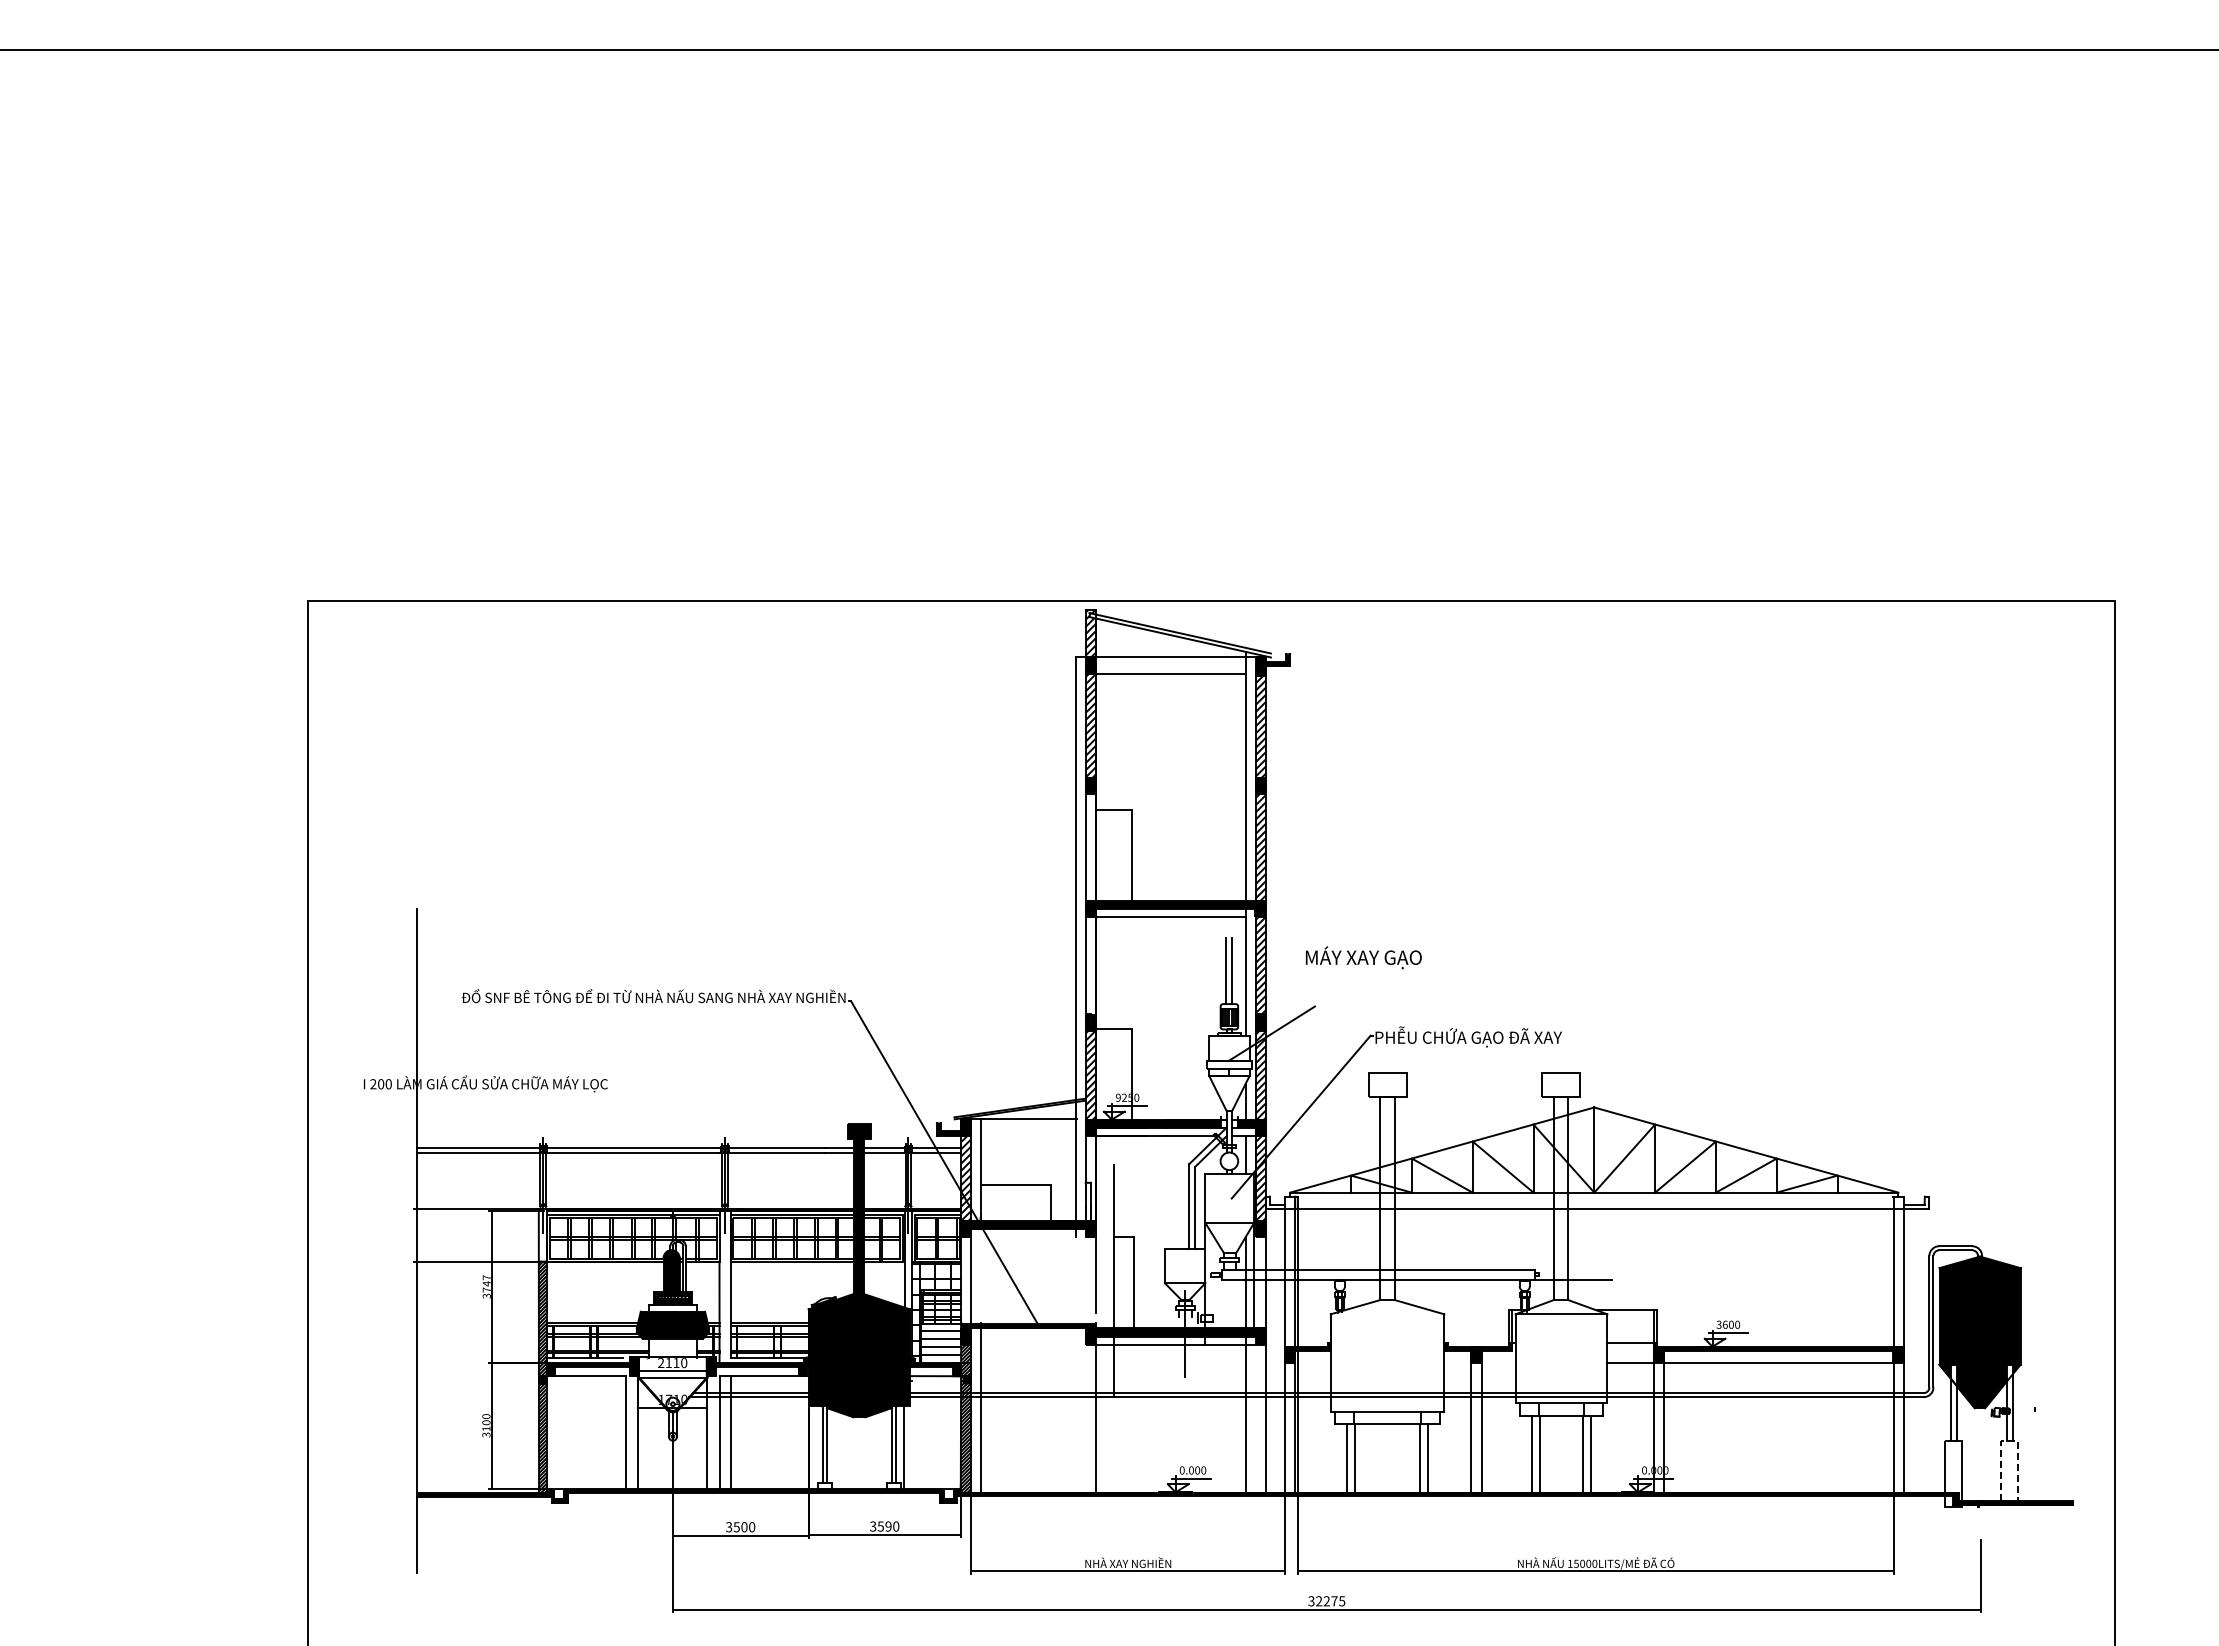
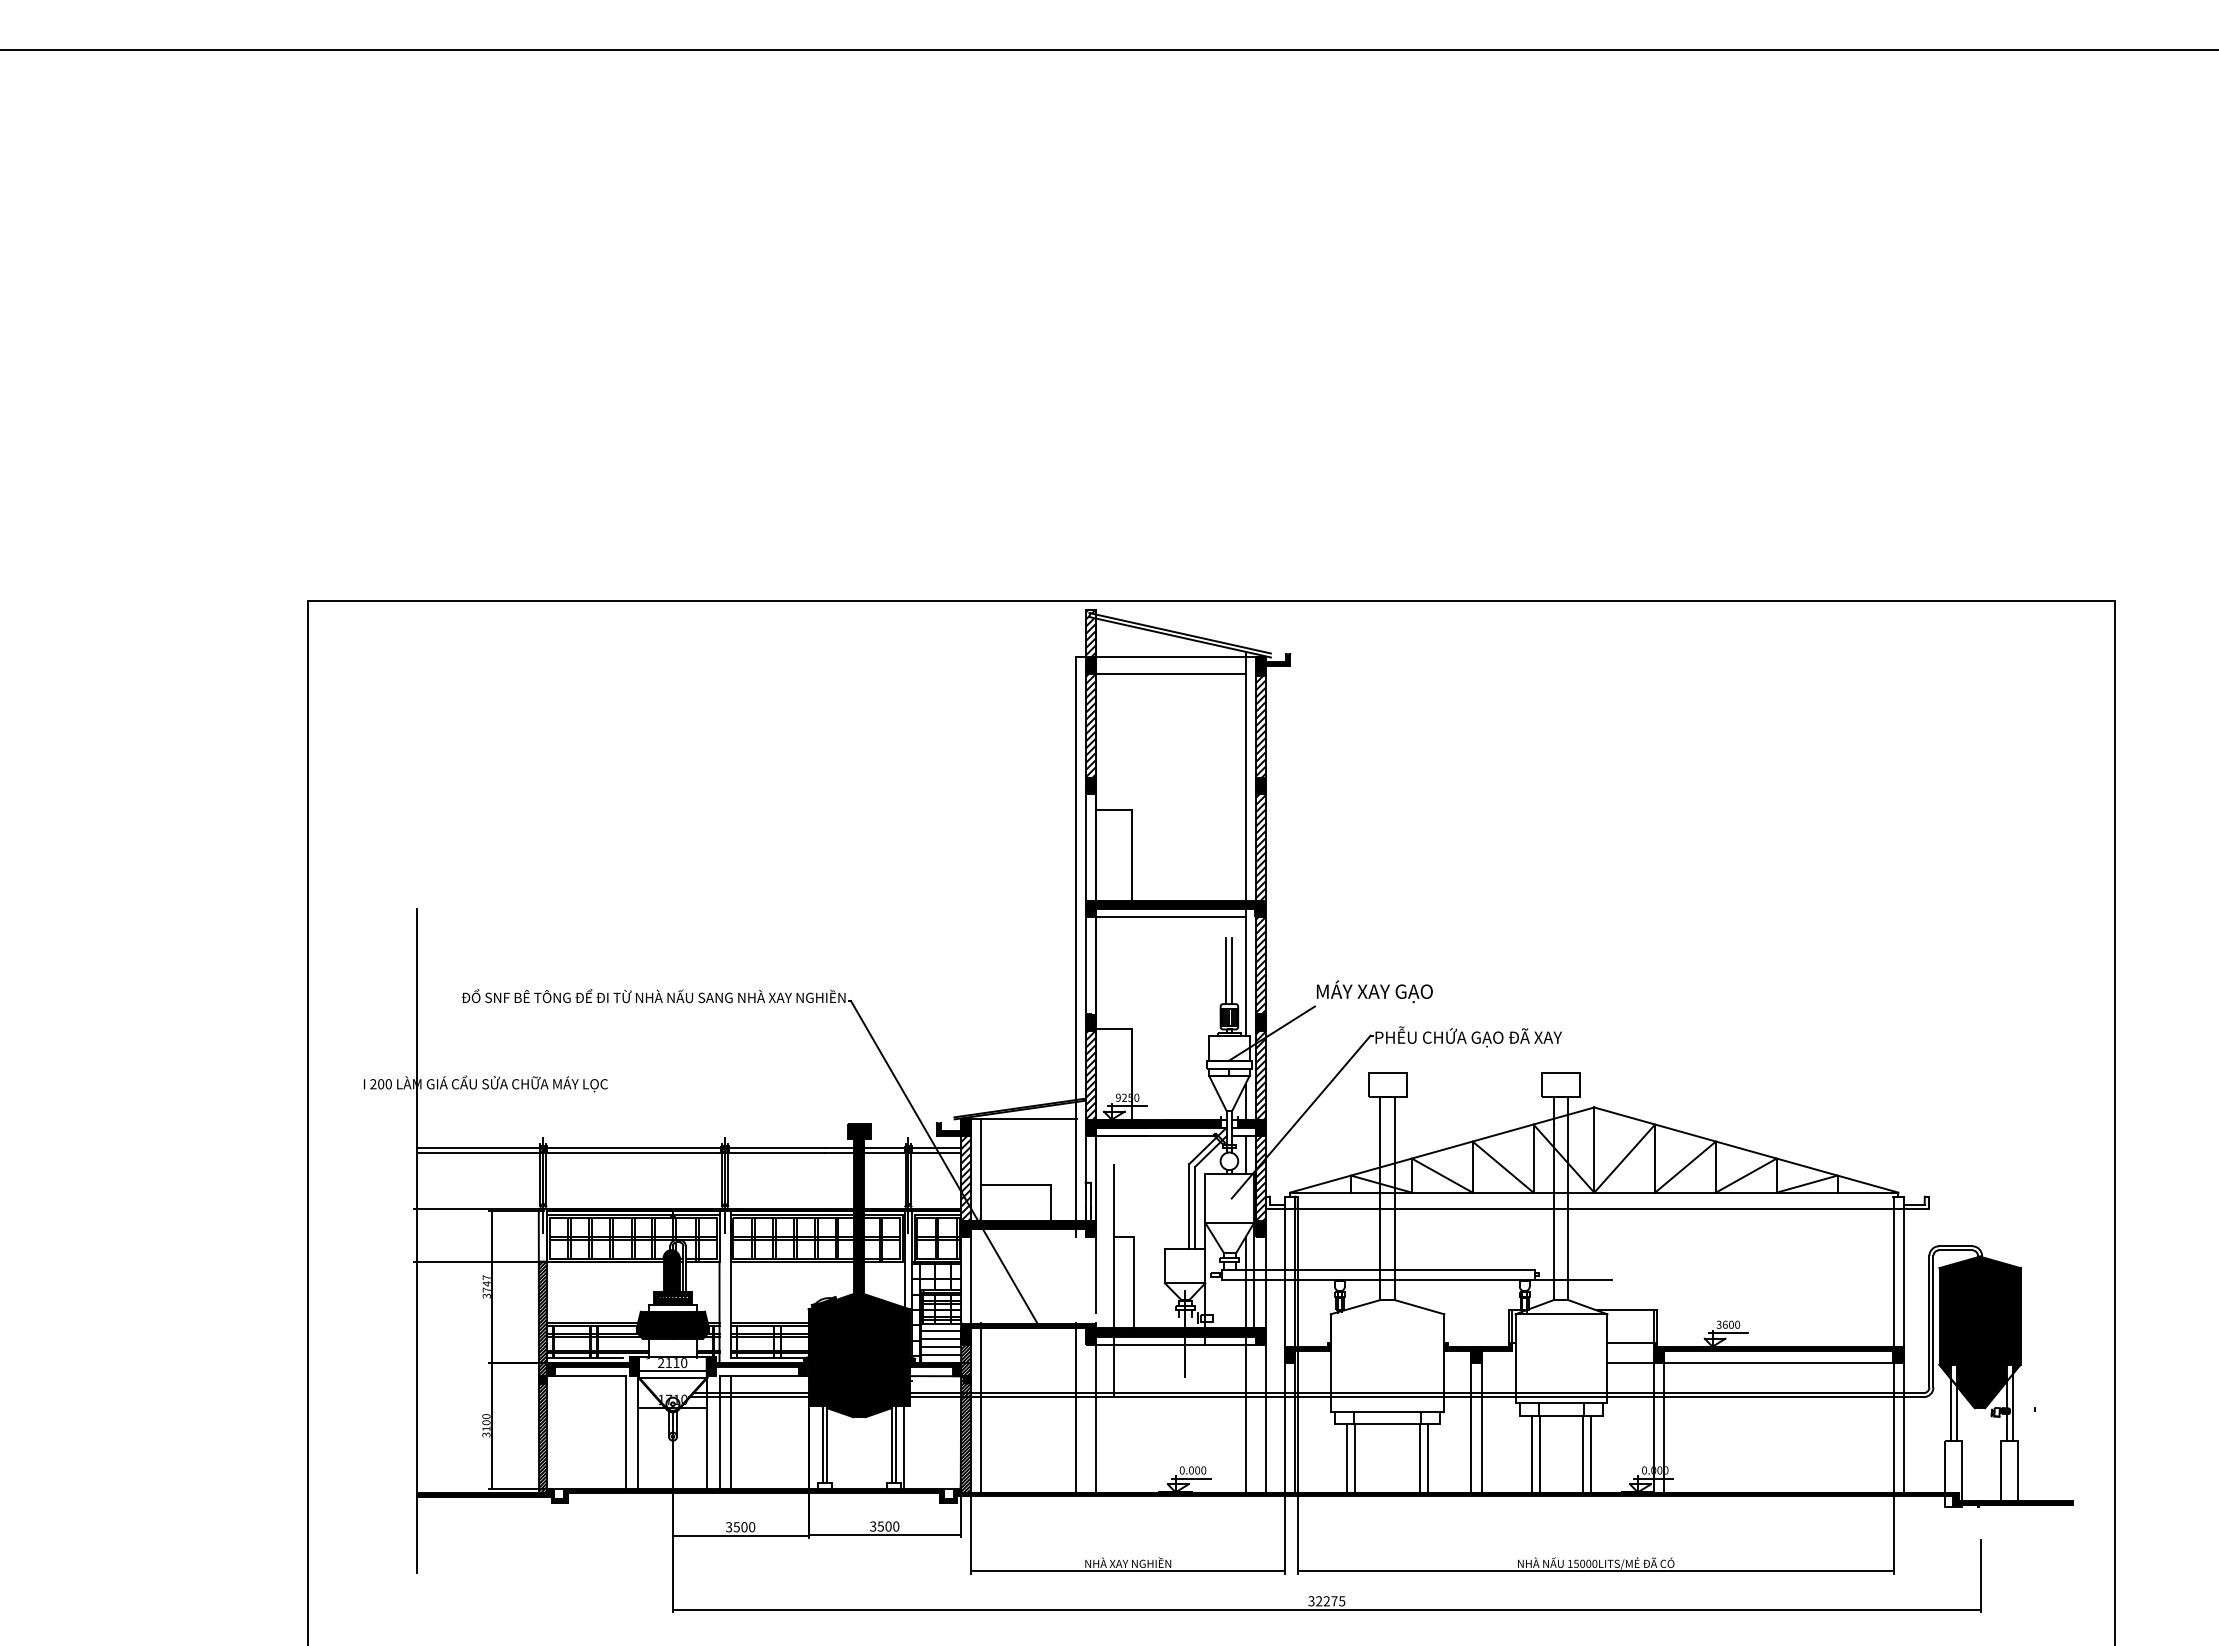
text position: (1363, 957) -> (1374, 991) (1374, 991)
line: none -> present (1075, 1407)
line: dashed -> solid (2009, 1441)
text: 3590 -> 3500 (888, 1526)
